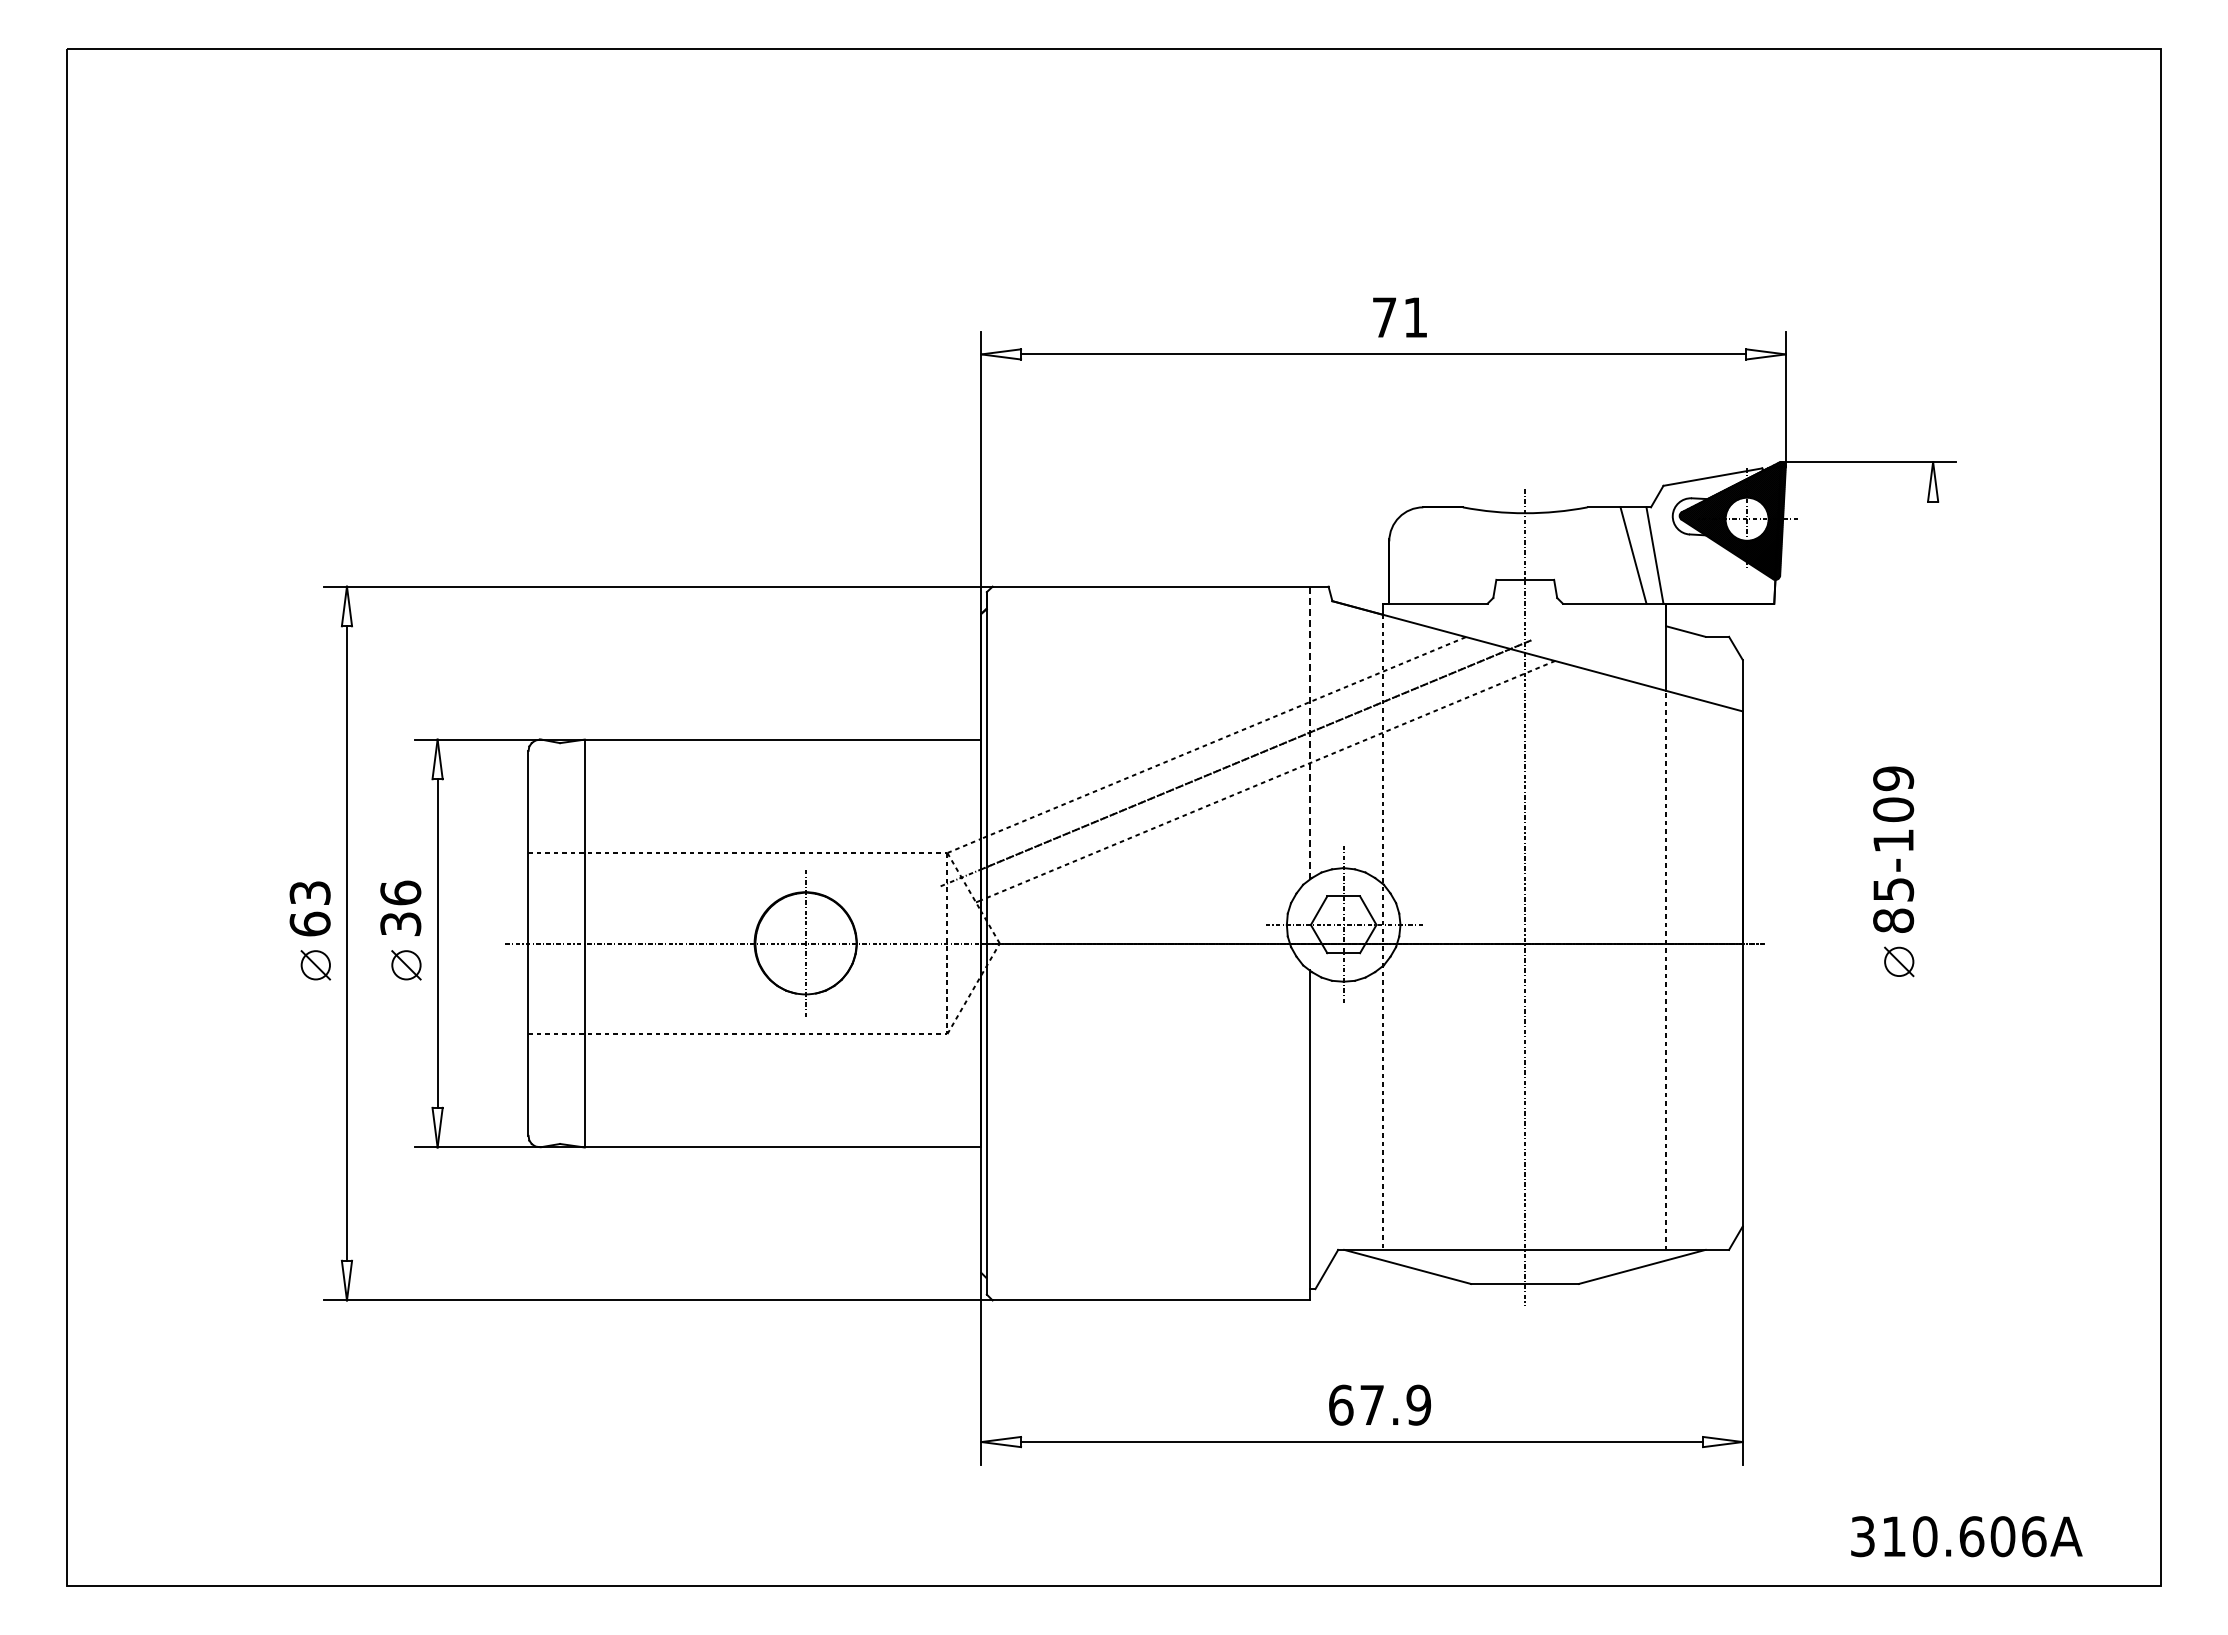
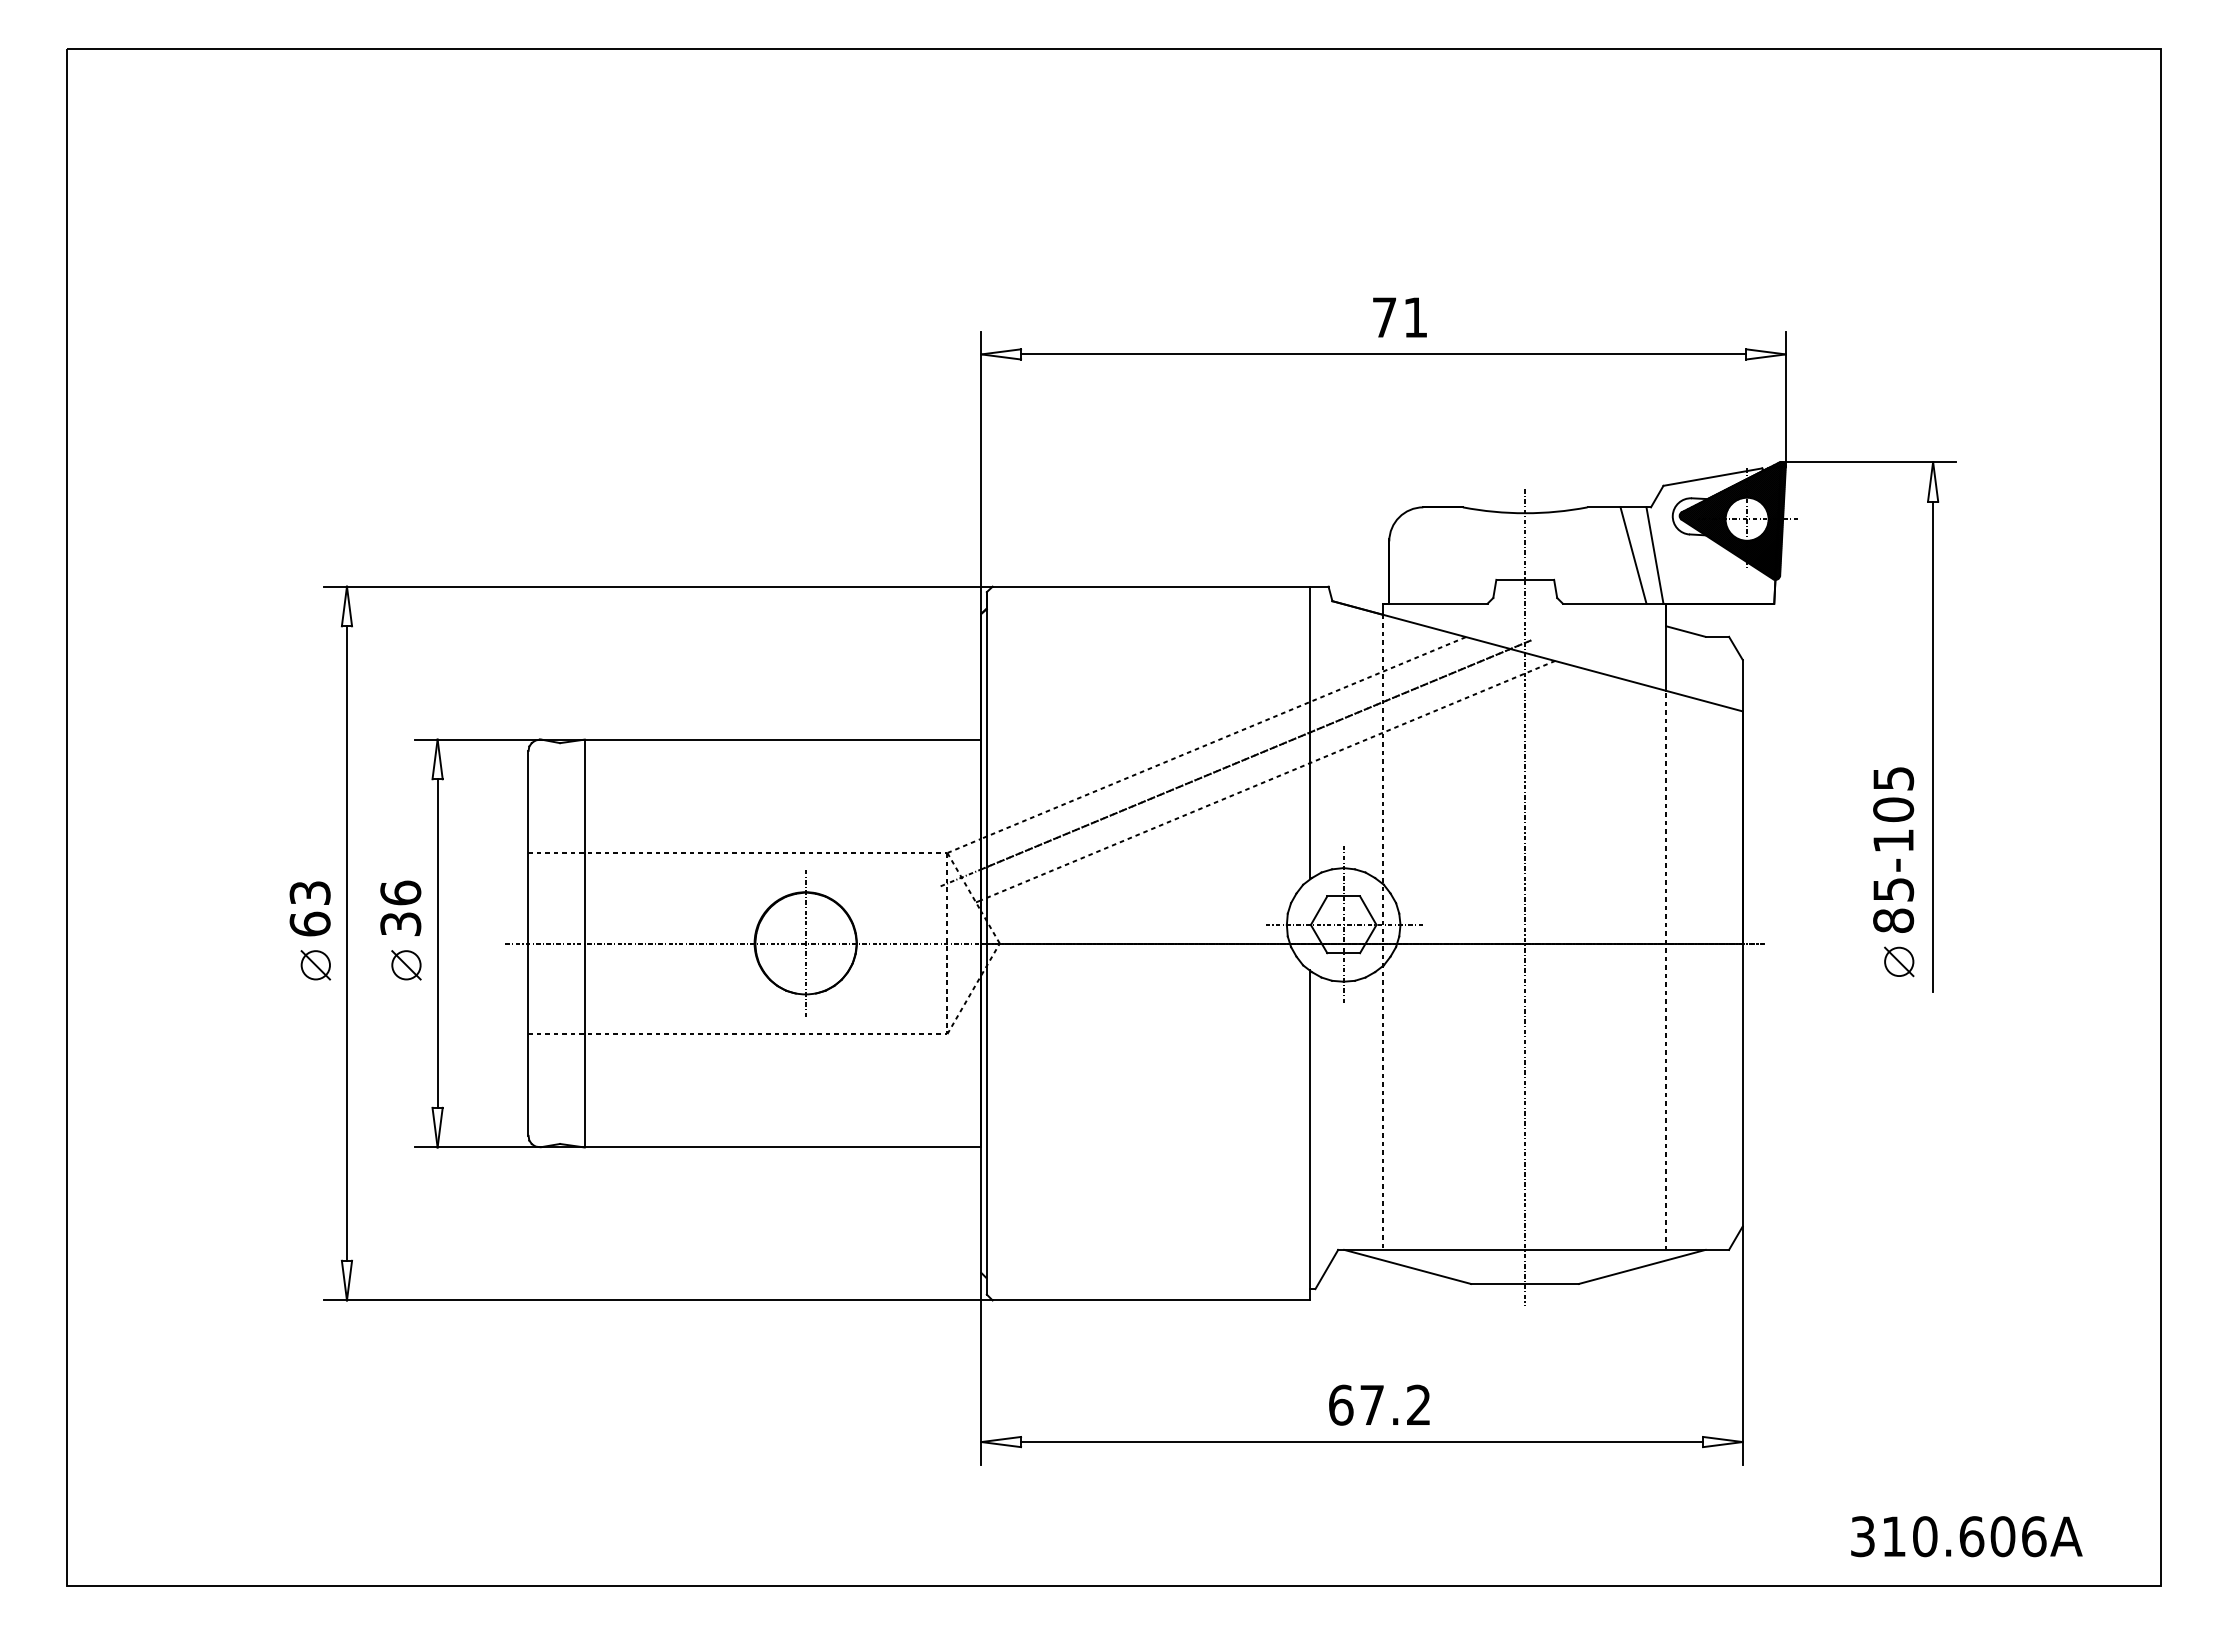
line: dashed -> solid (1309, 733)
line: none -> present (1933, 746)
text: 85-109 -> 85-105 (1893, 778)
text: 67.9 -> 67.2 (1418, 1404)
